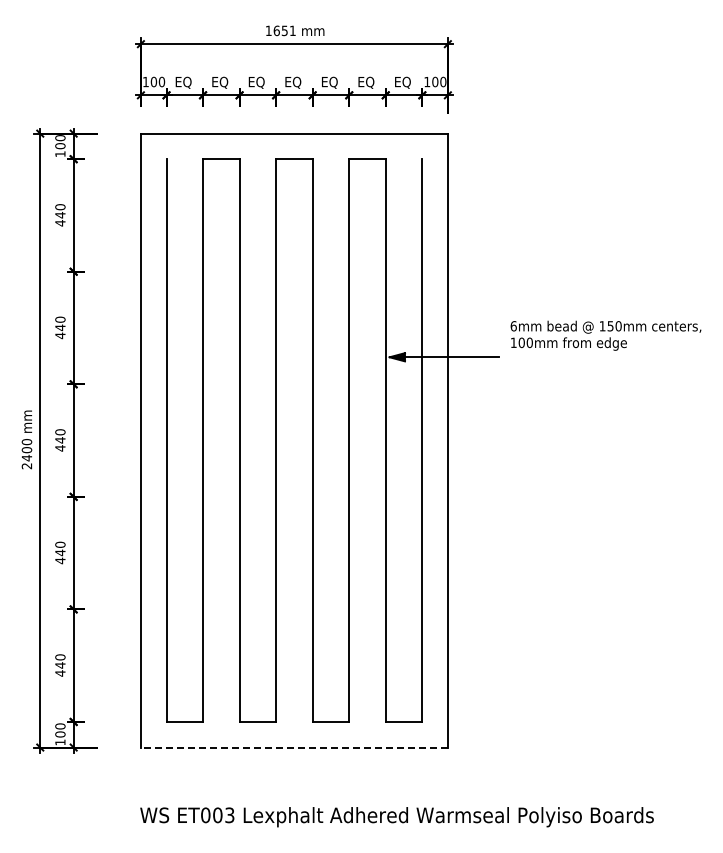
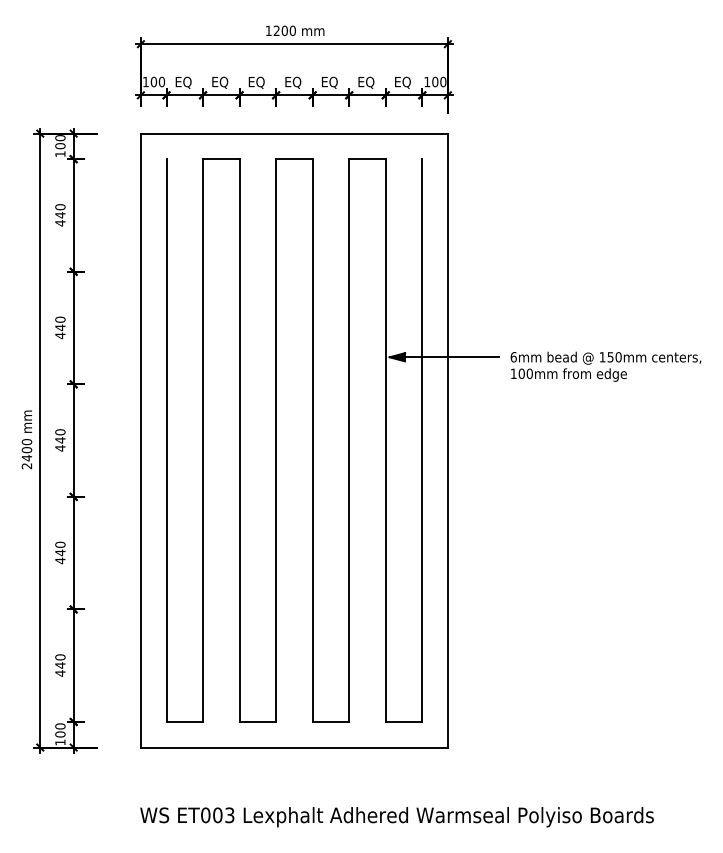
text: 1651 -> 1200 (284, 30)
text position: (605, 335) -> (605, 366) (605, 366)
line: dashed -> solid (293, 747)
